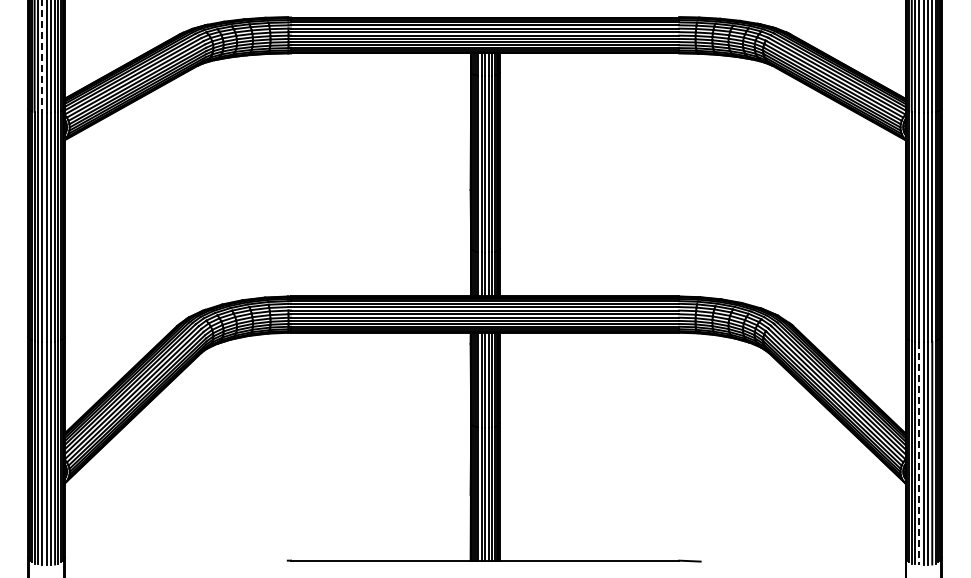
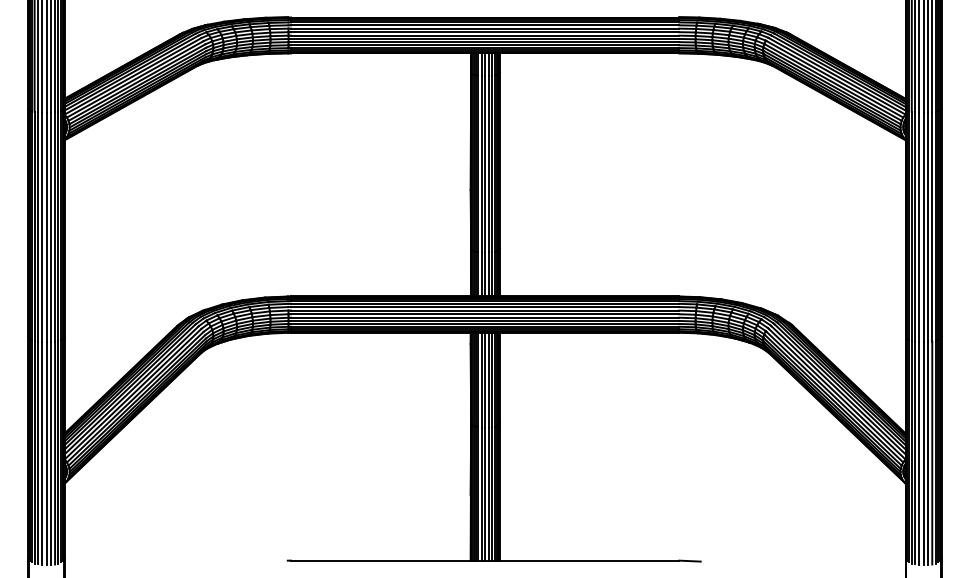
line: dashed -> solid (42, 56)
line: dashed -> solid (919, 454)
